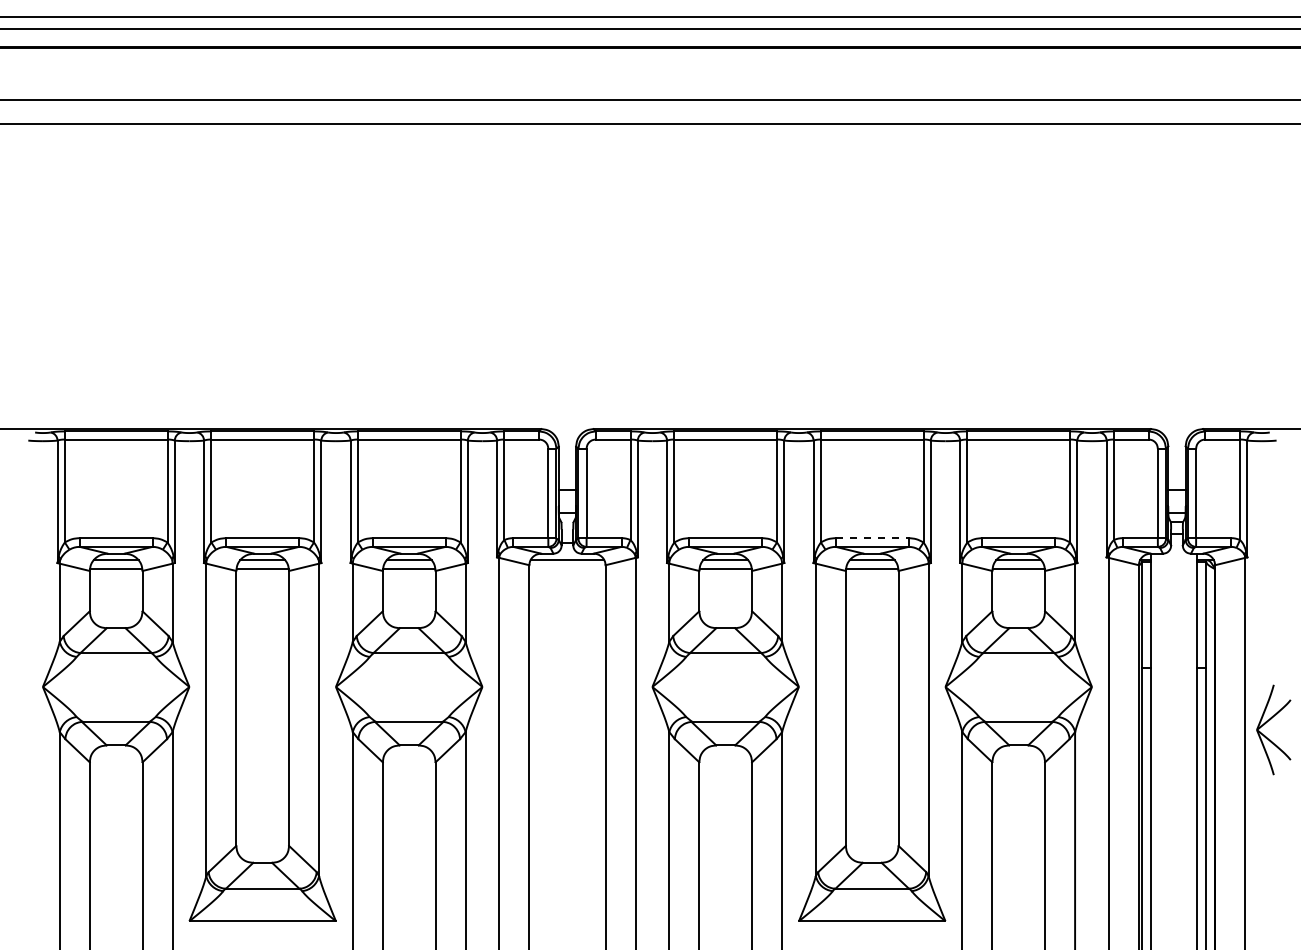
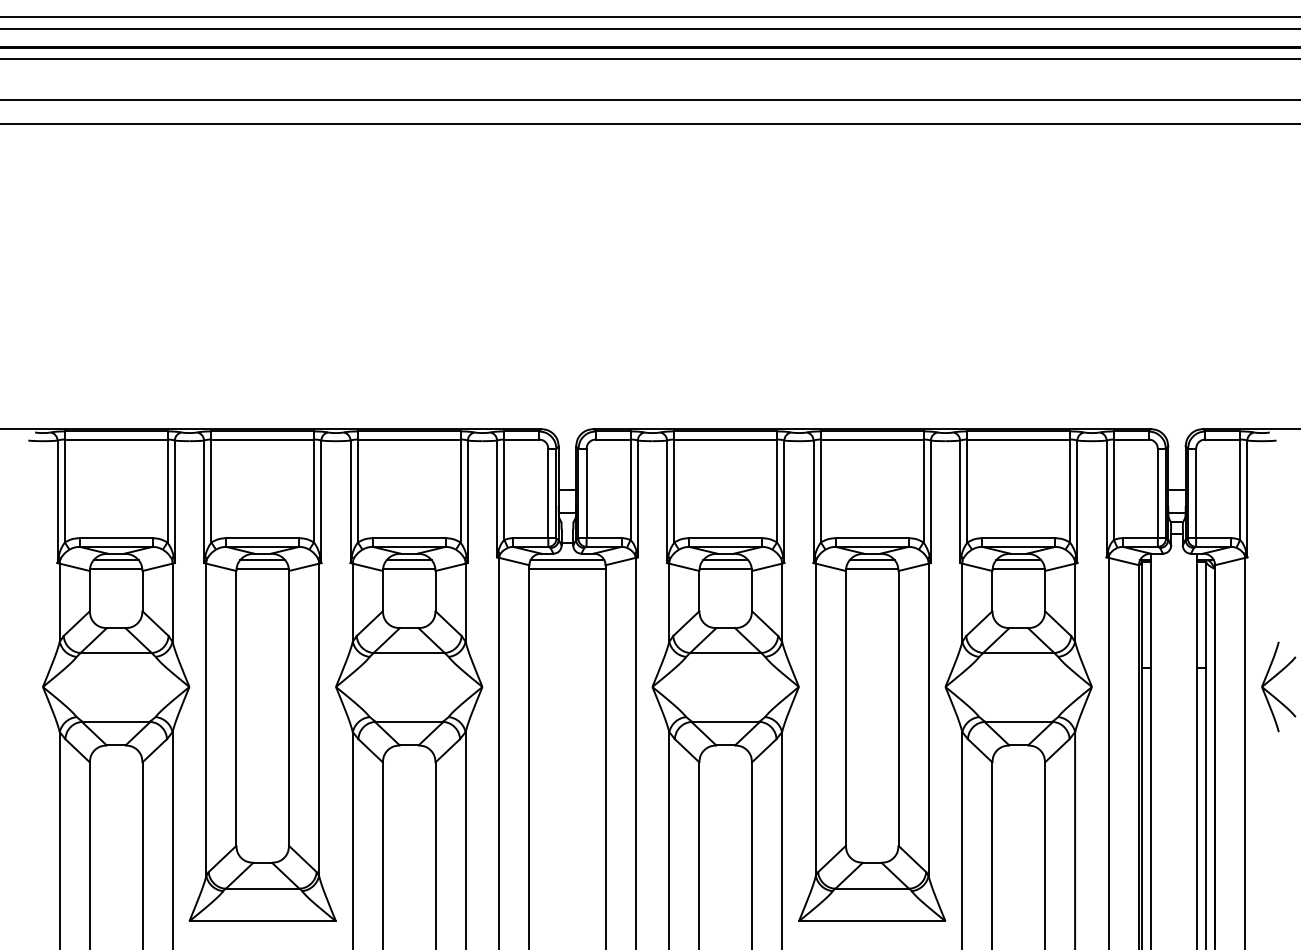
line: none -> present (649, 59)
line: dashed -> solid (872, 538)
line: none -> present (567, 569)
part position: (1267, 722) -> (1272, 679) (1272, 679)
